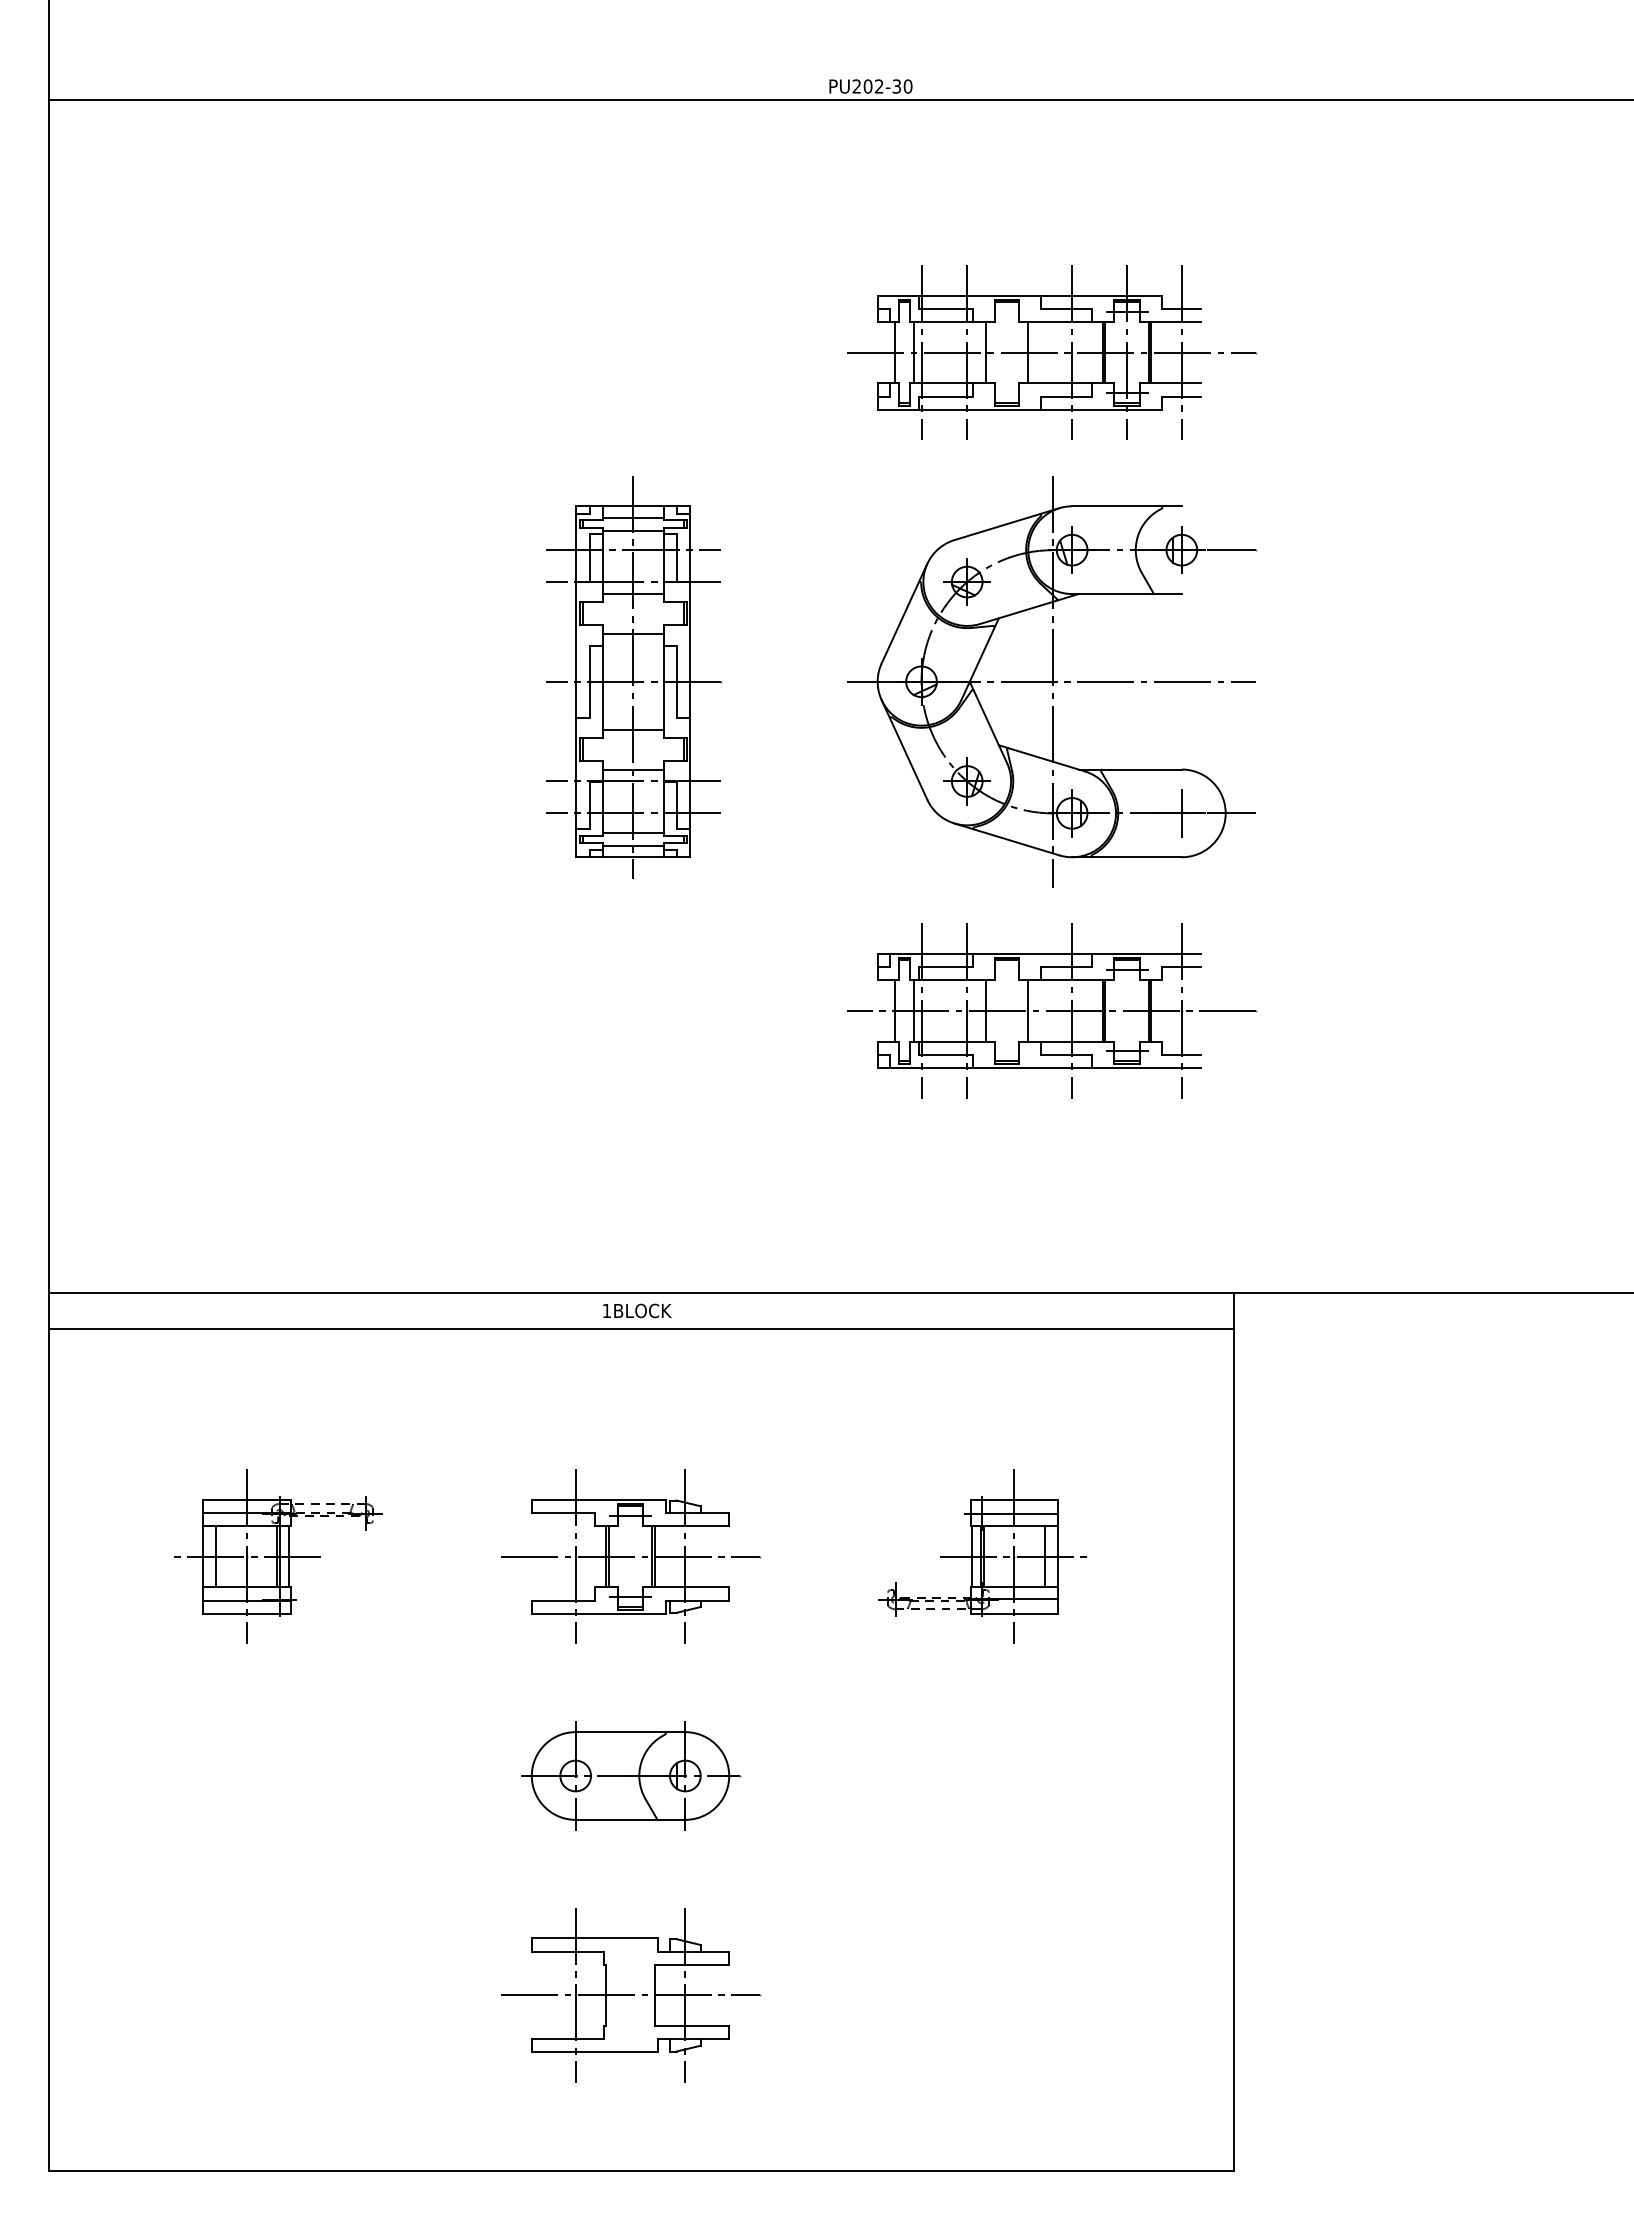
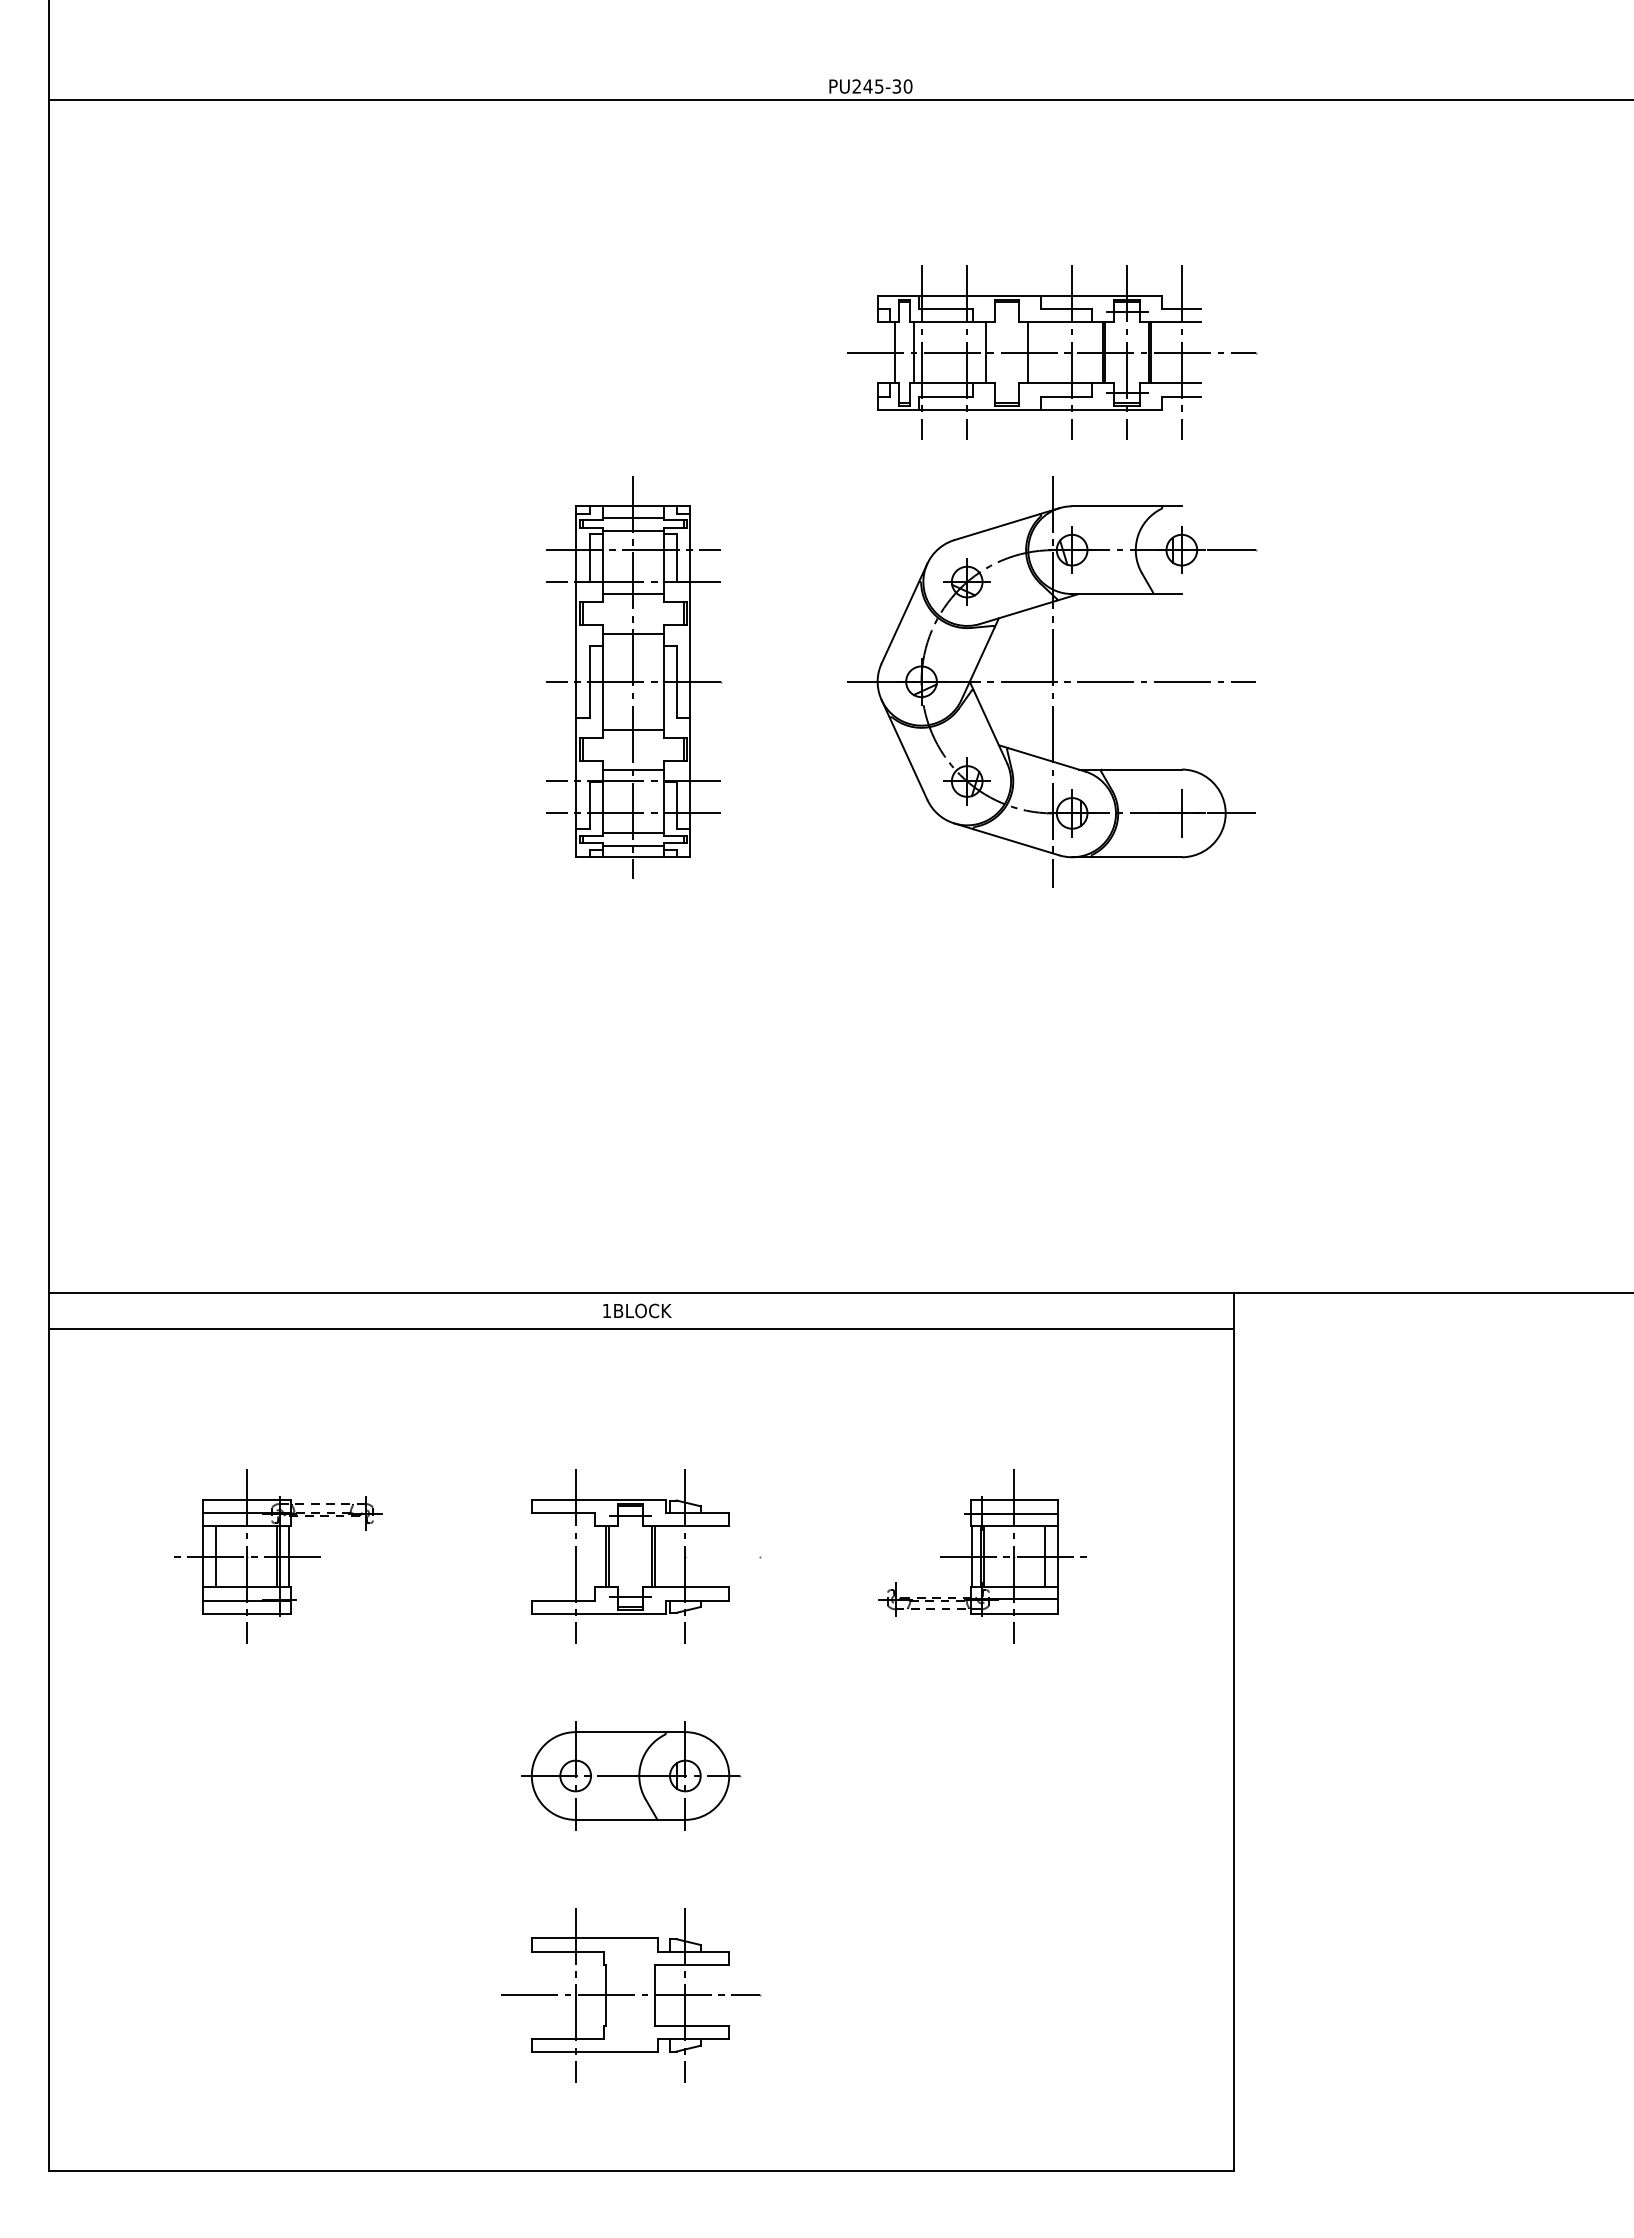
text: PU202-30 -> PU245-30 (873, 86)
part: present -> none (1052, 1010)
line: present -> none (630, 1556)
